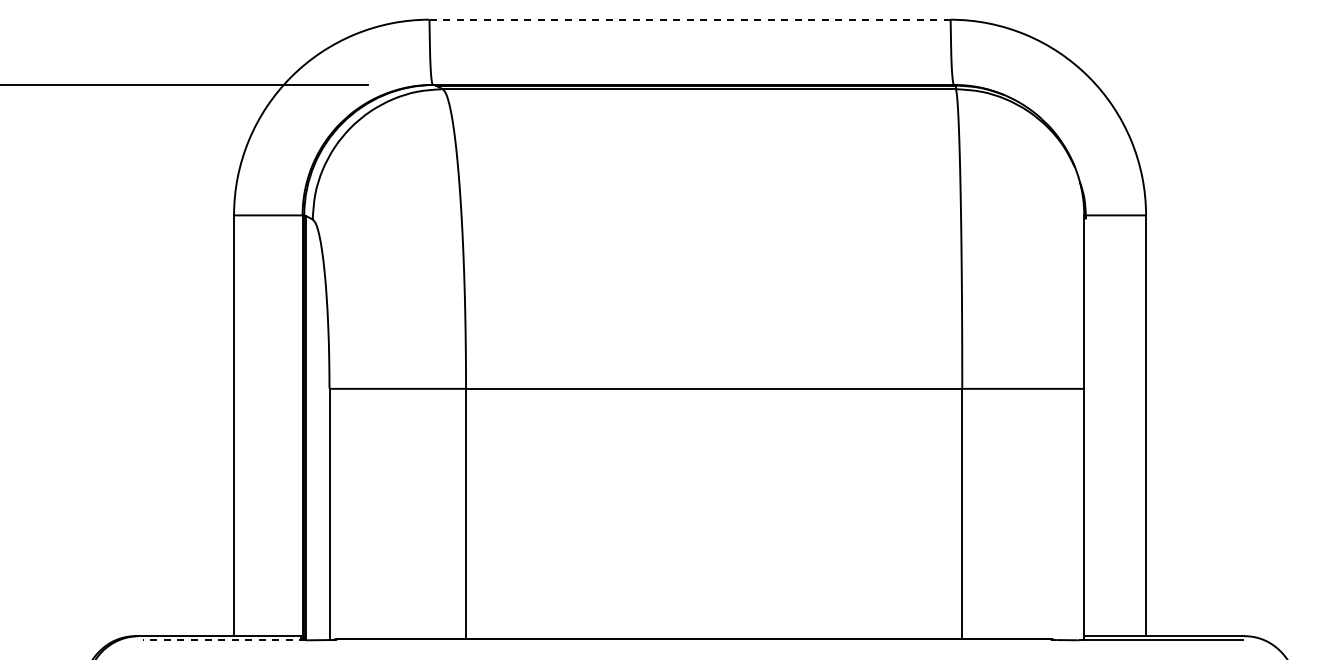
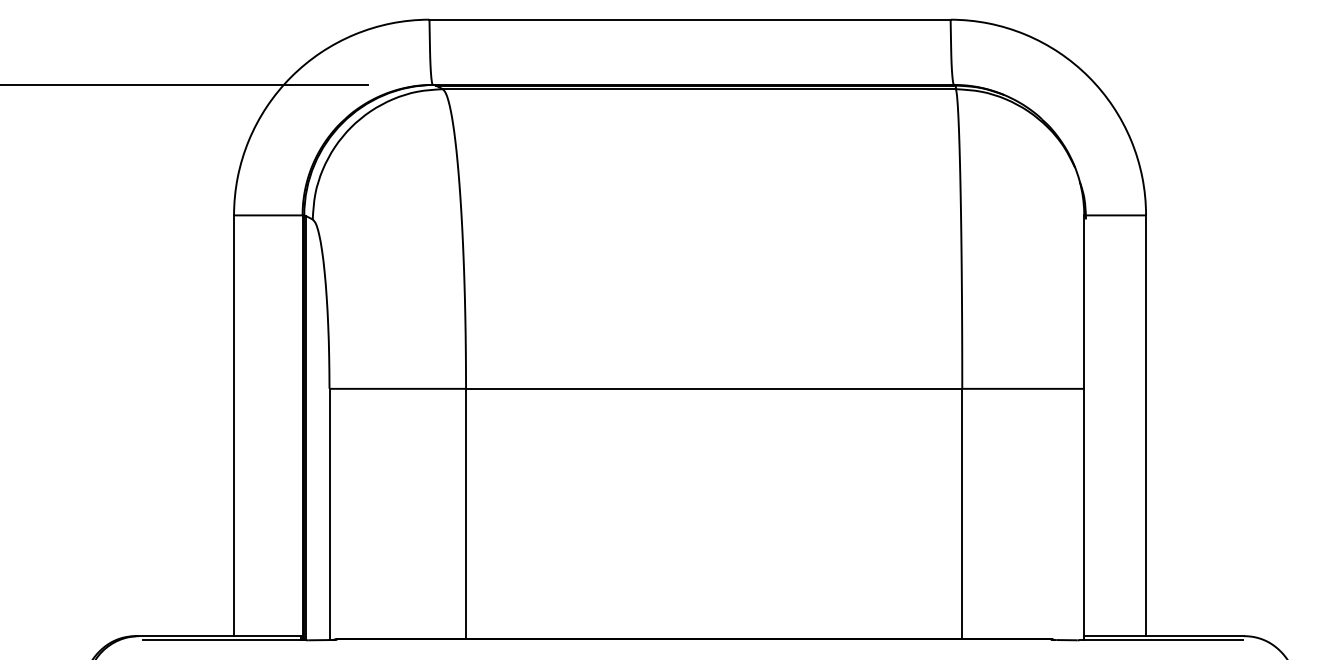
line: dashed -> solid (690, 19)
line: dashed -> solid (224, 640)
